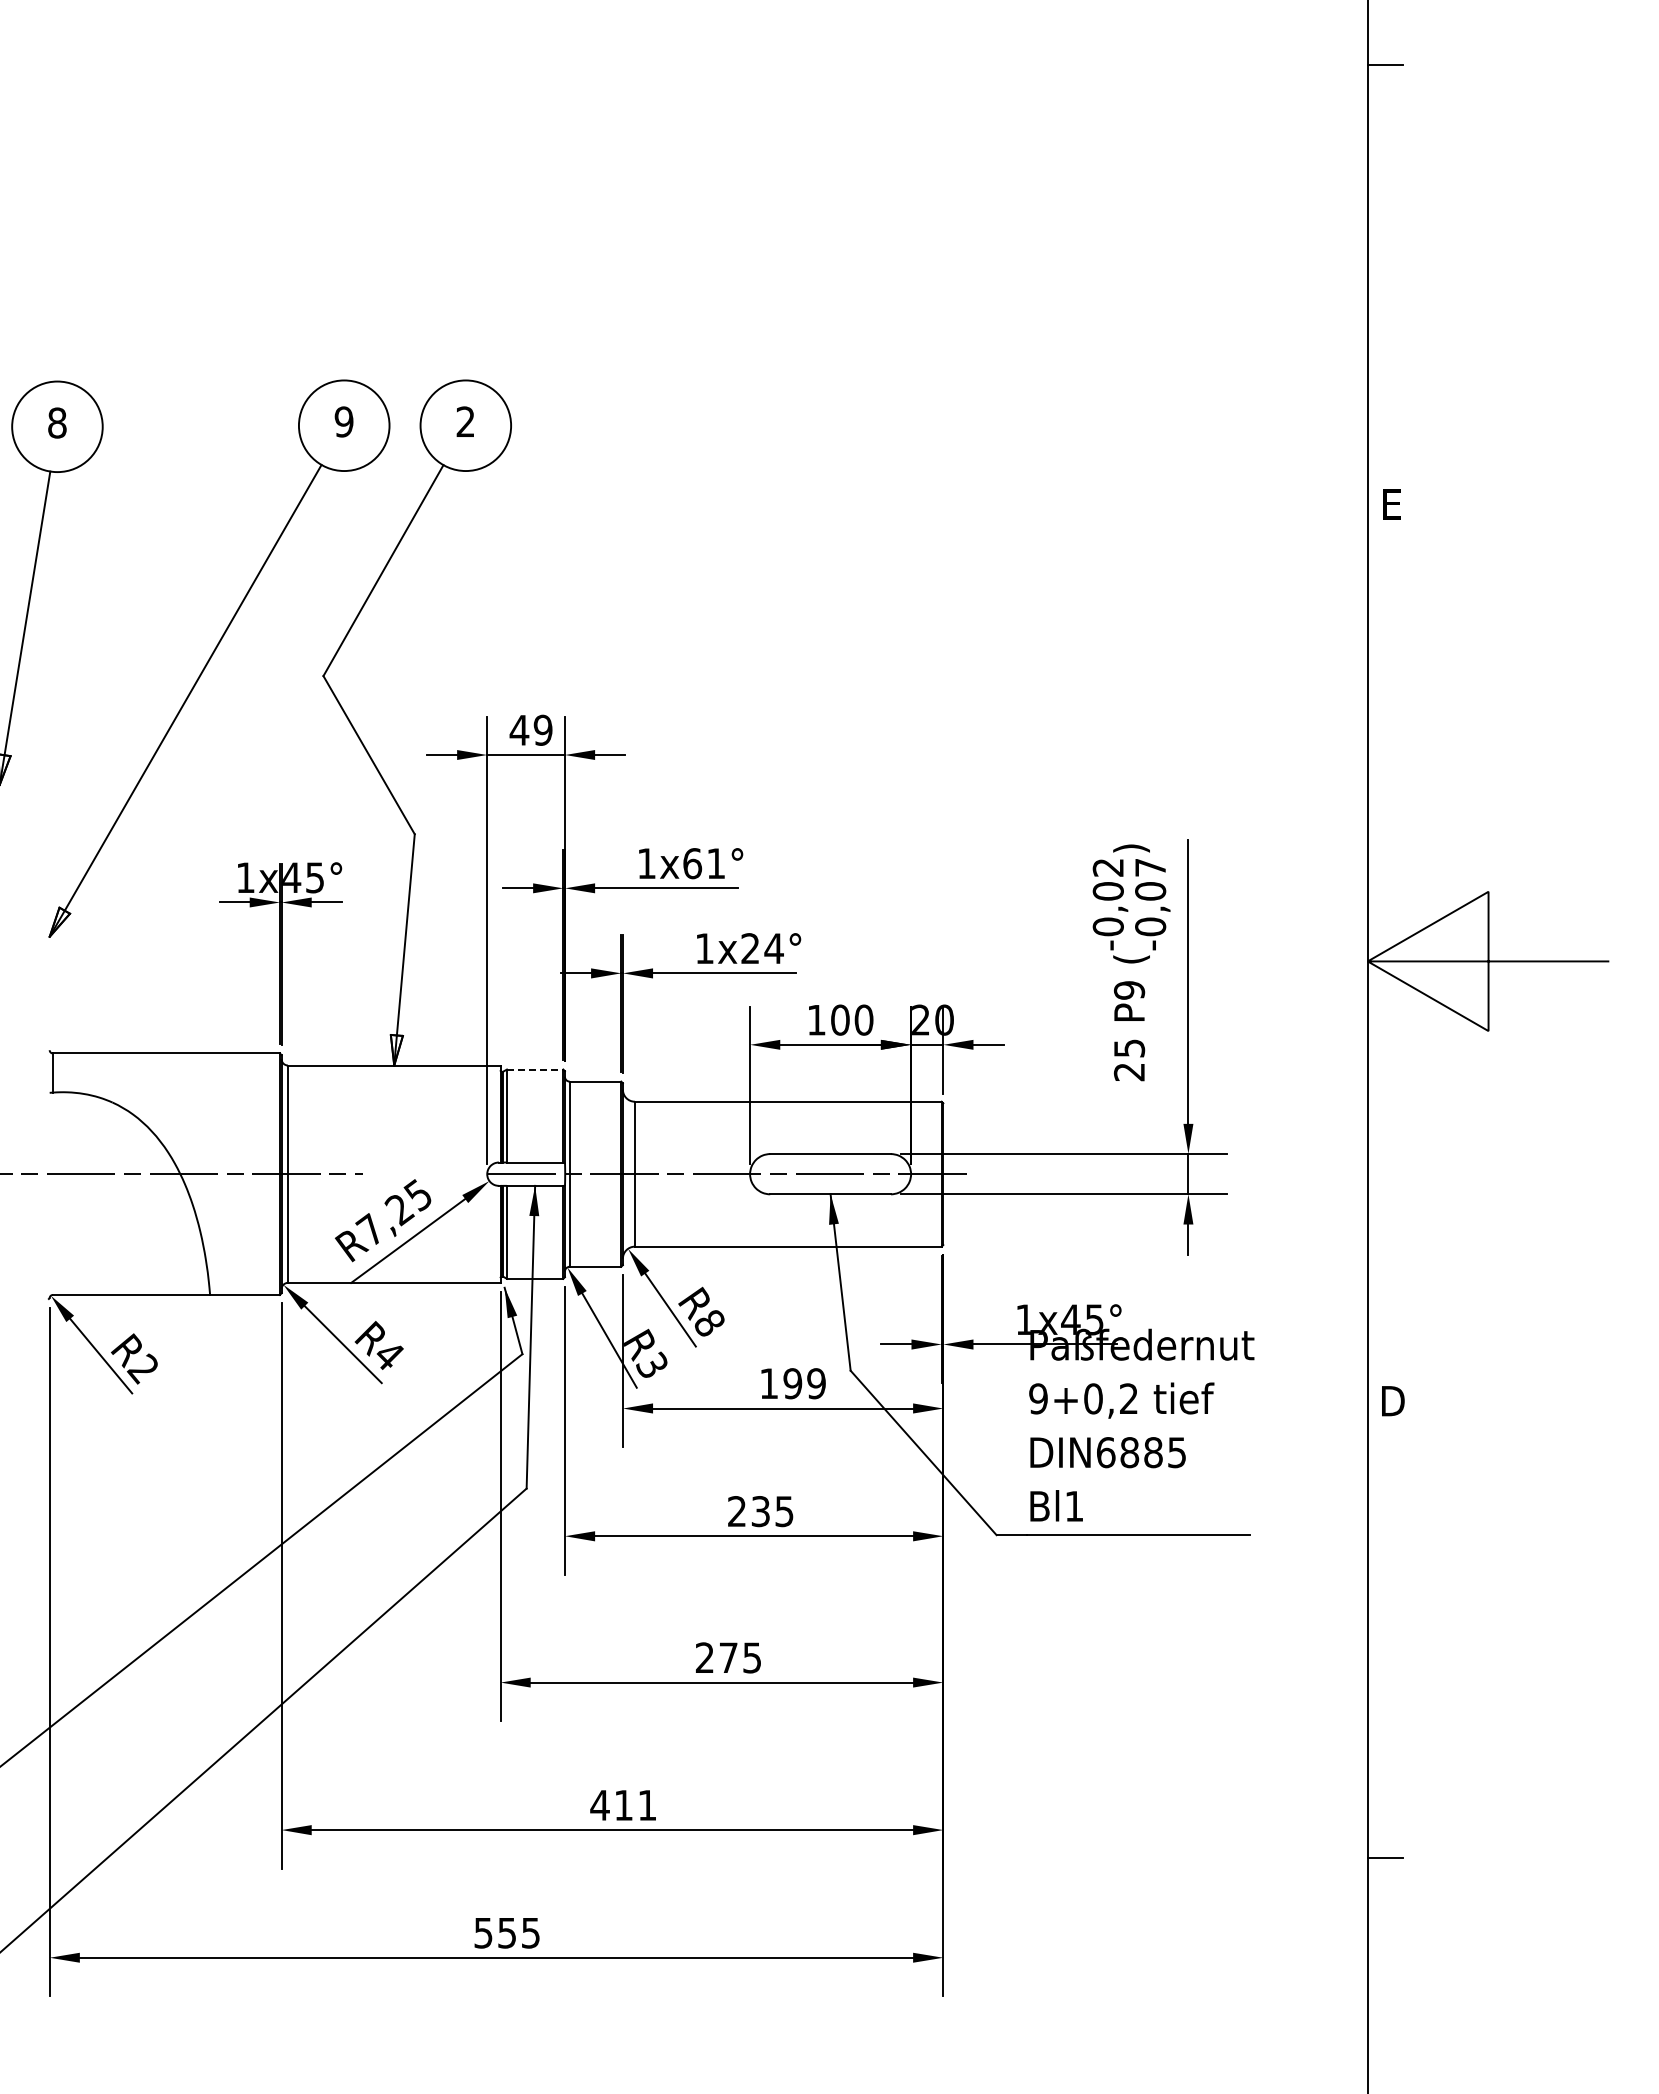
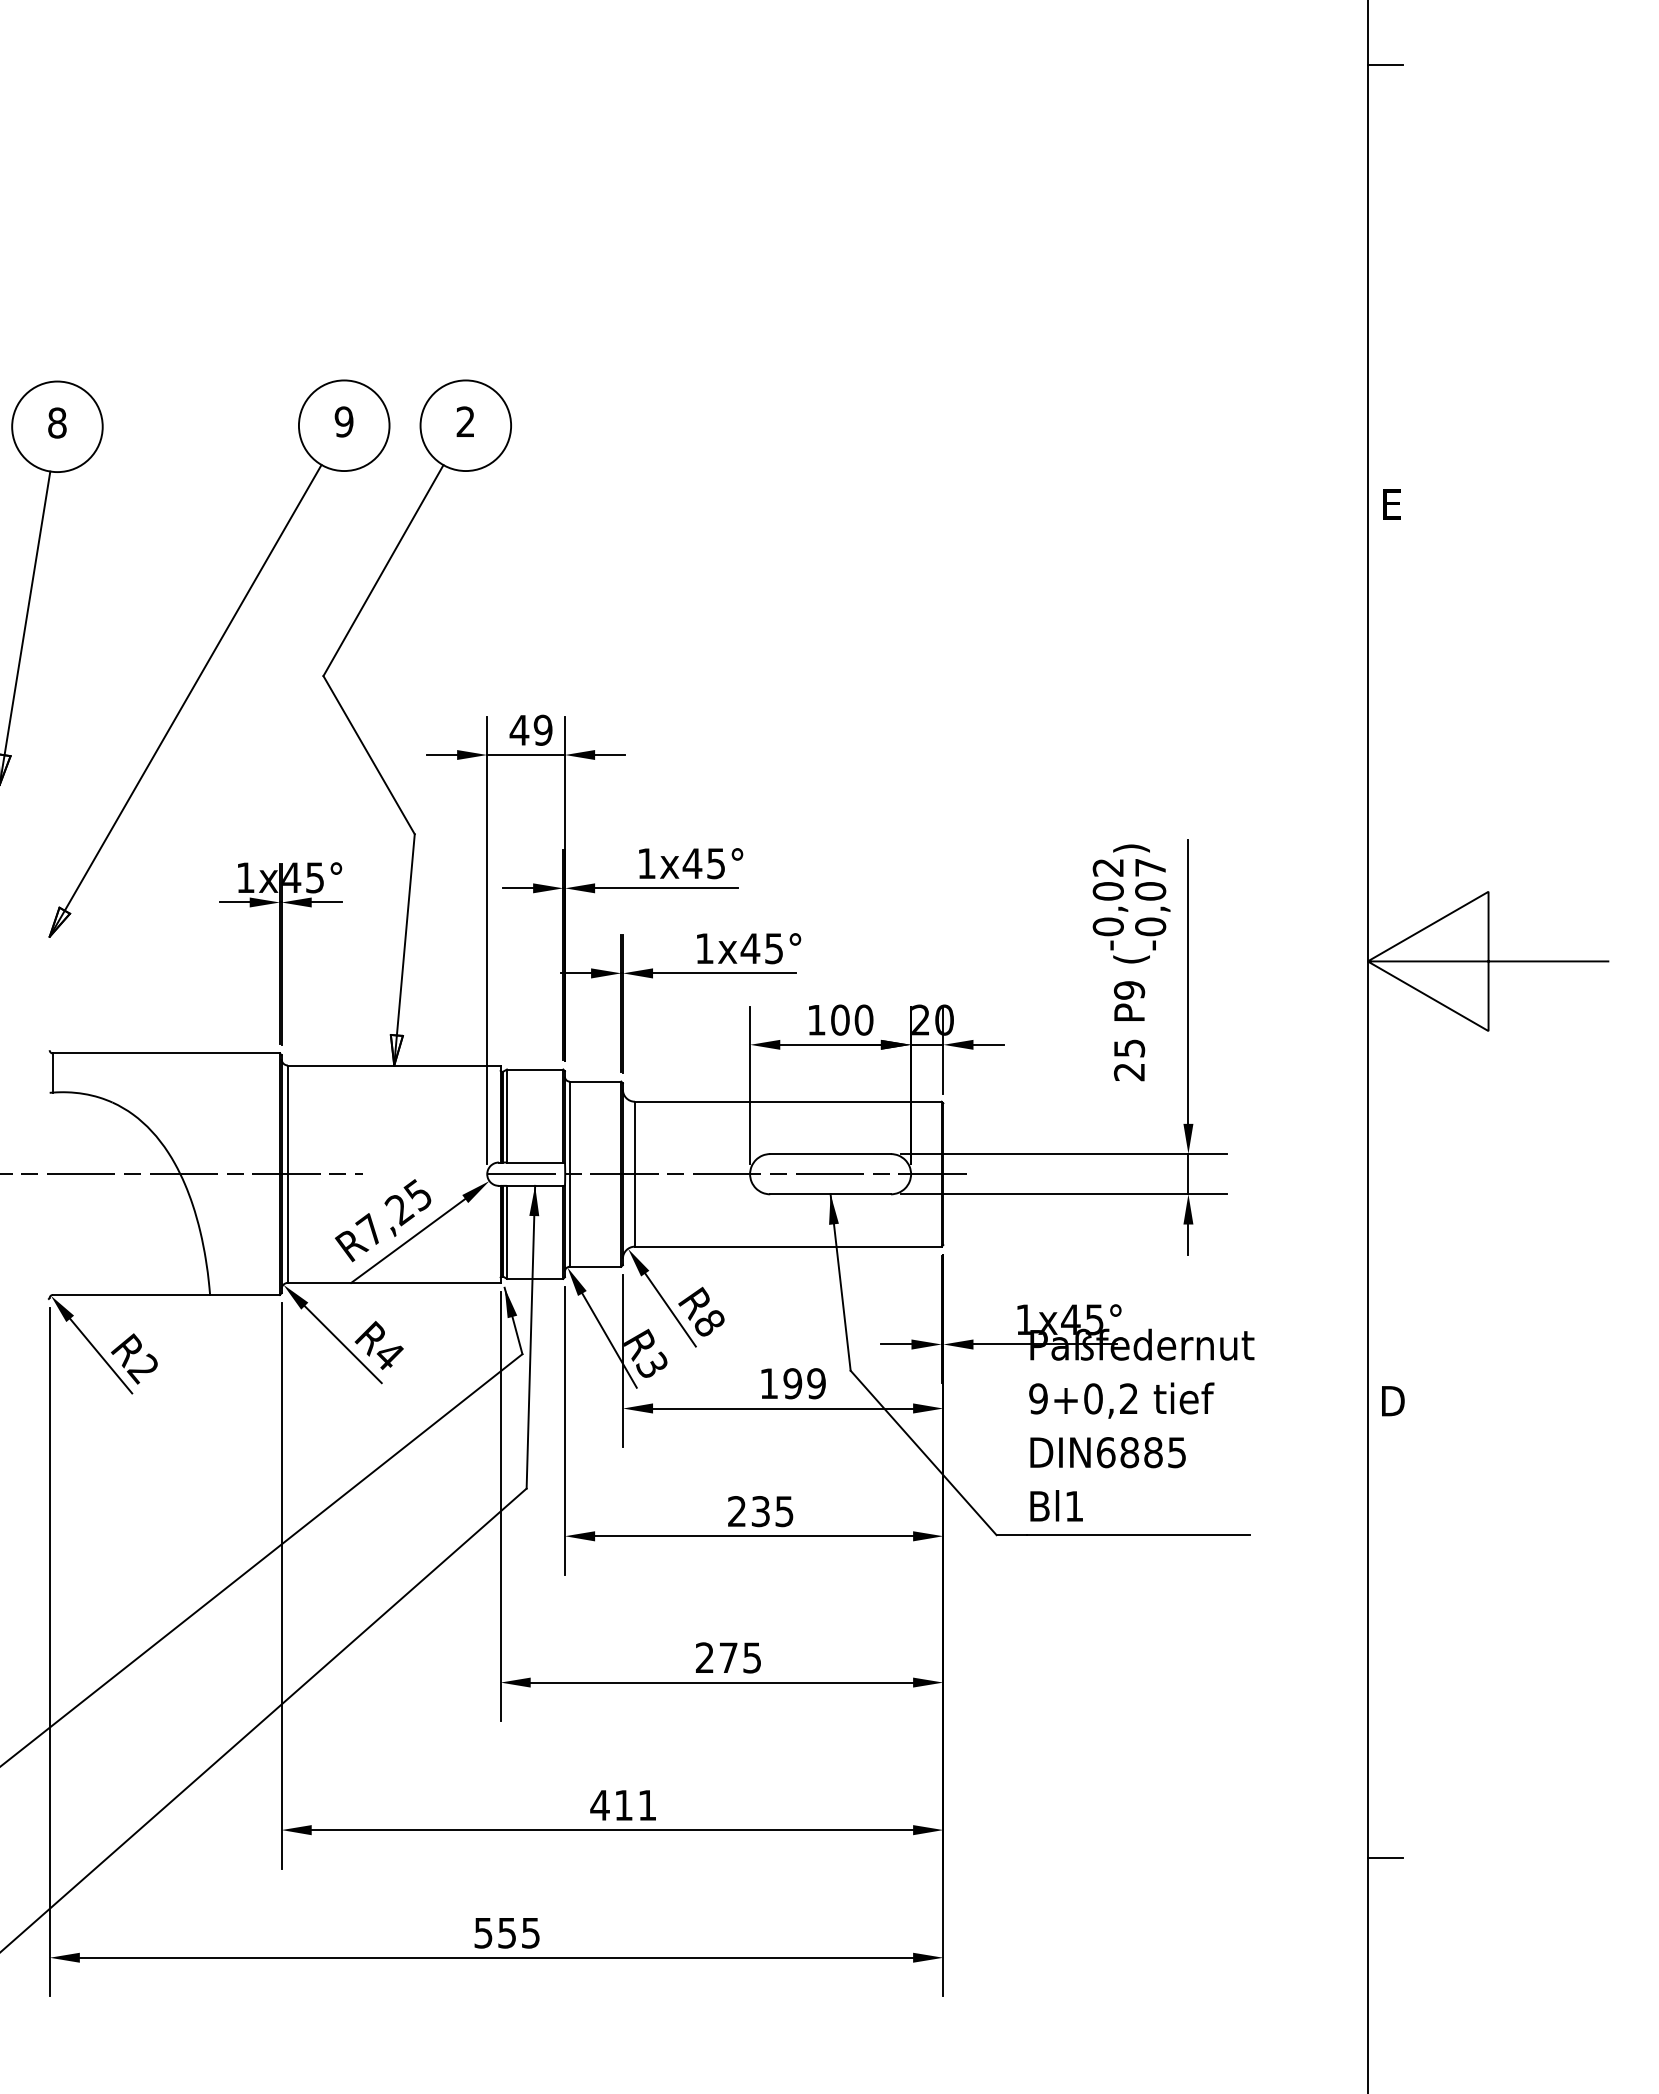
text: x61° -> x45° (703, 863)
text: x24° -> x45° (761, 948)
line: dashed -> solid (535, 1069)
